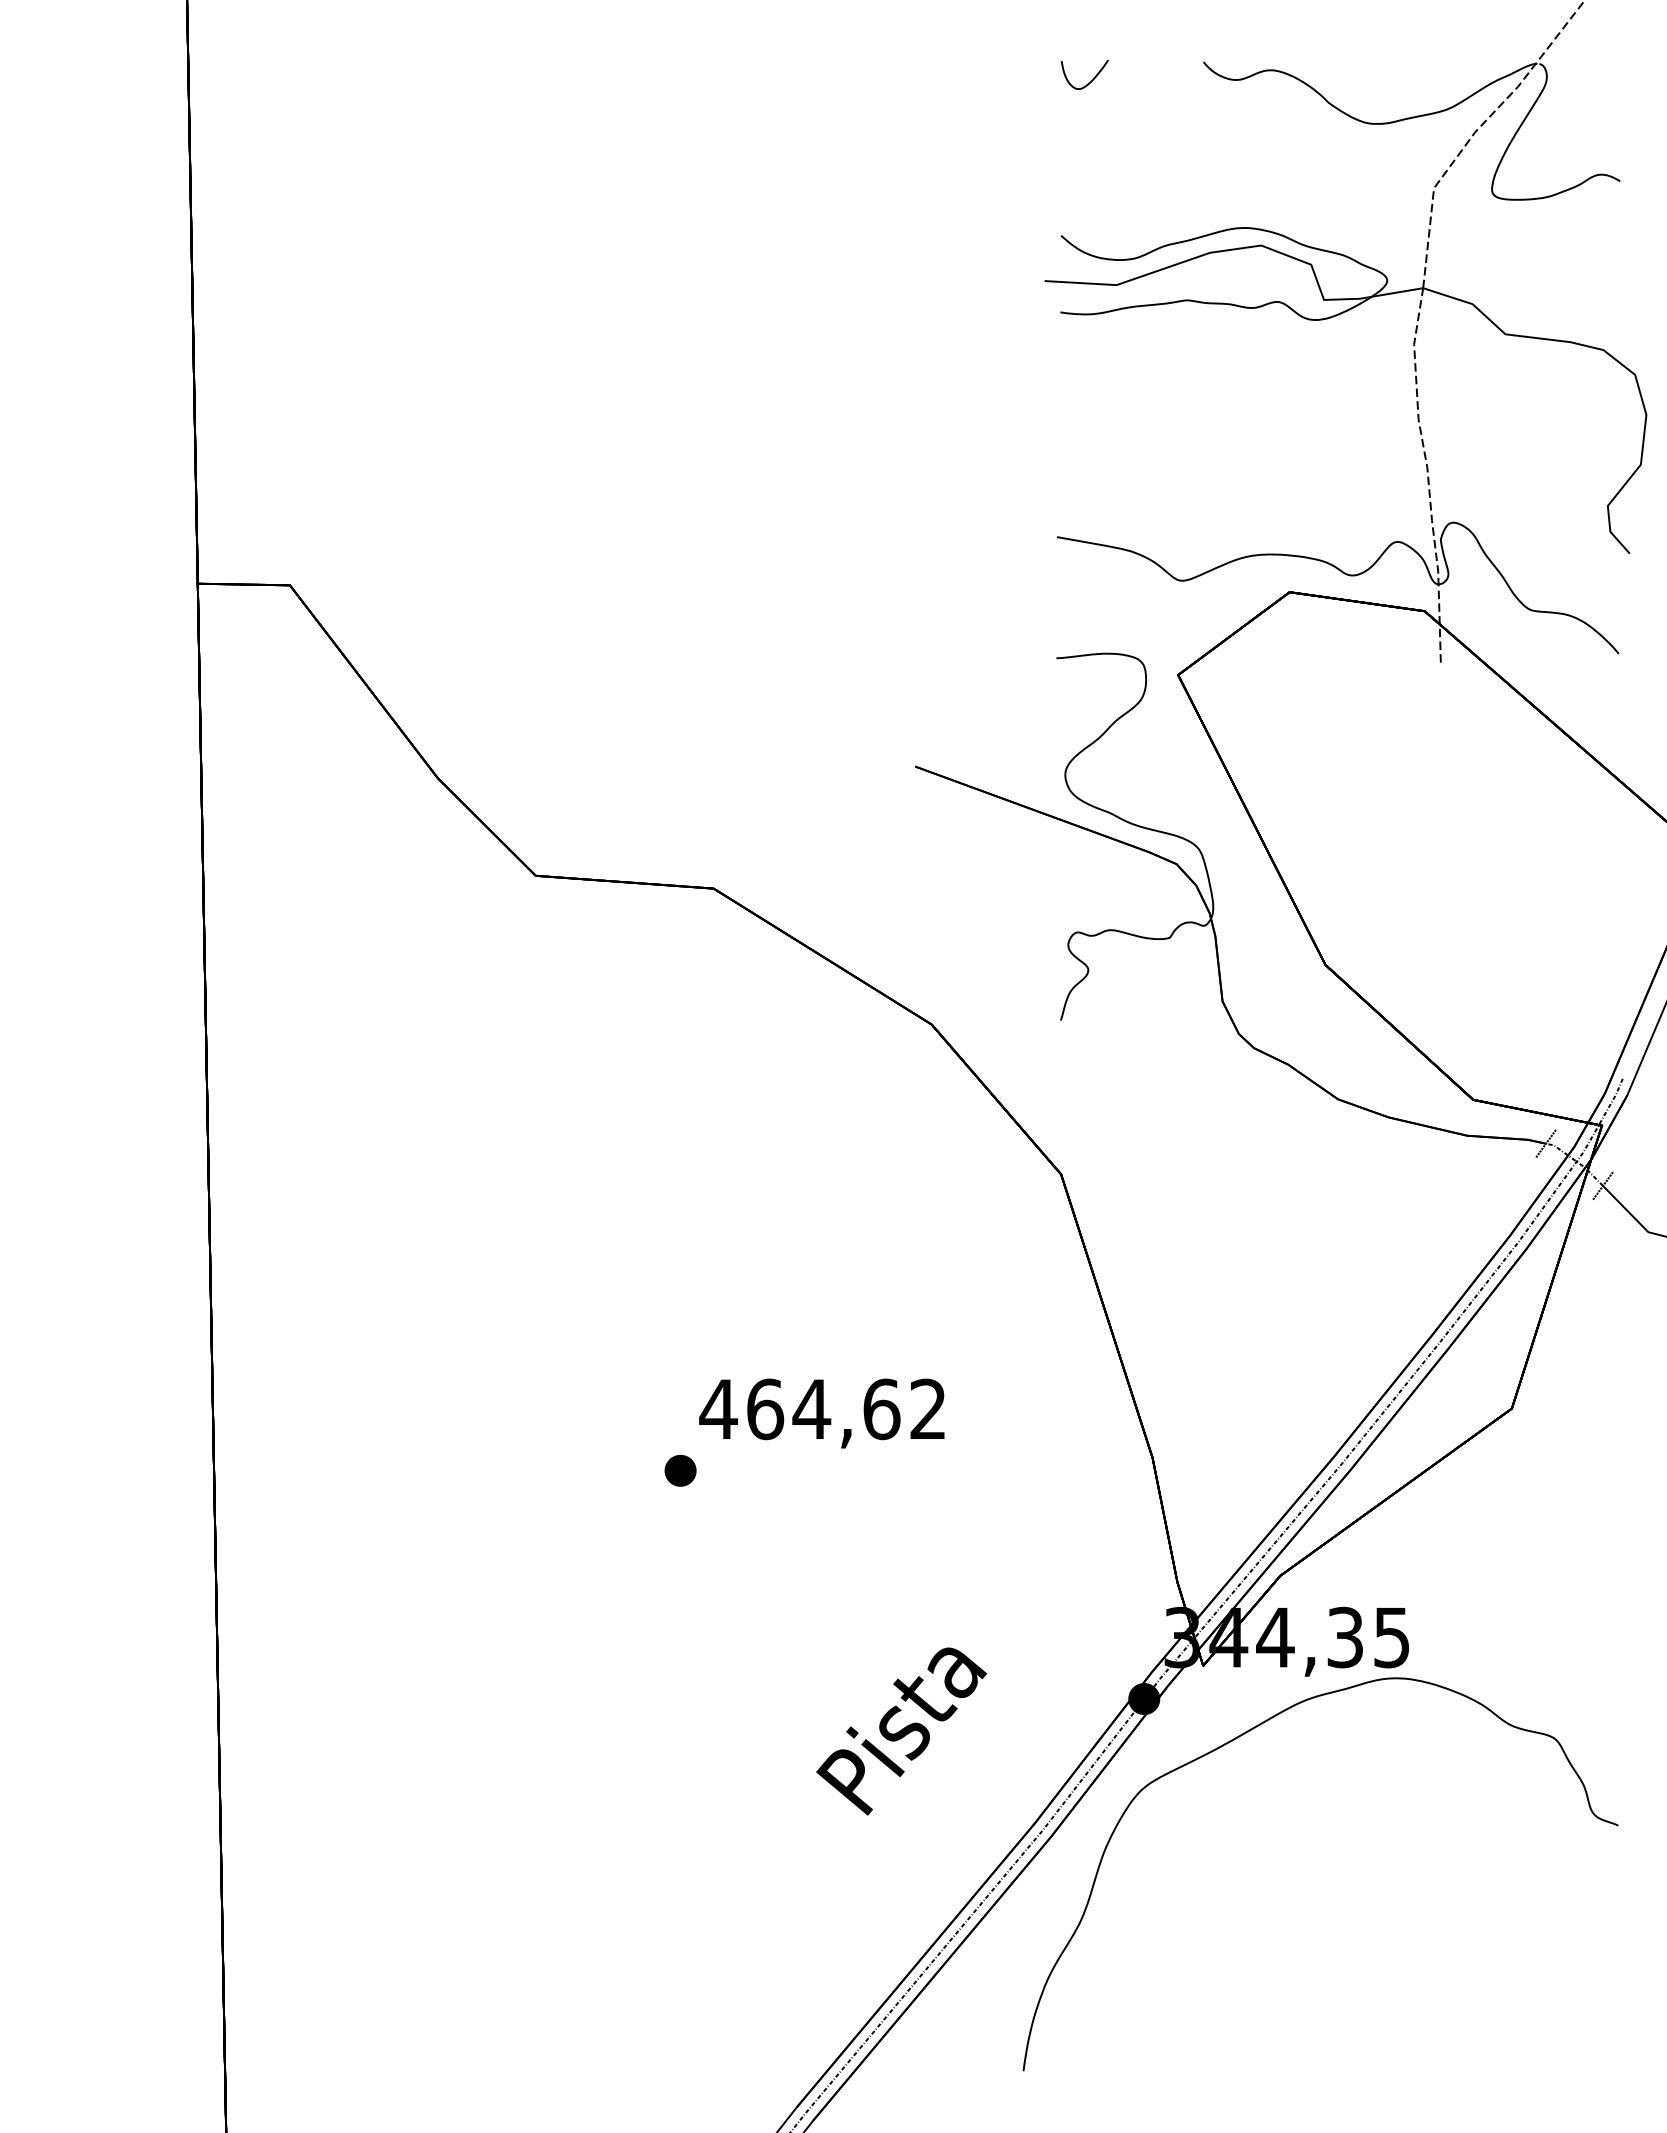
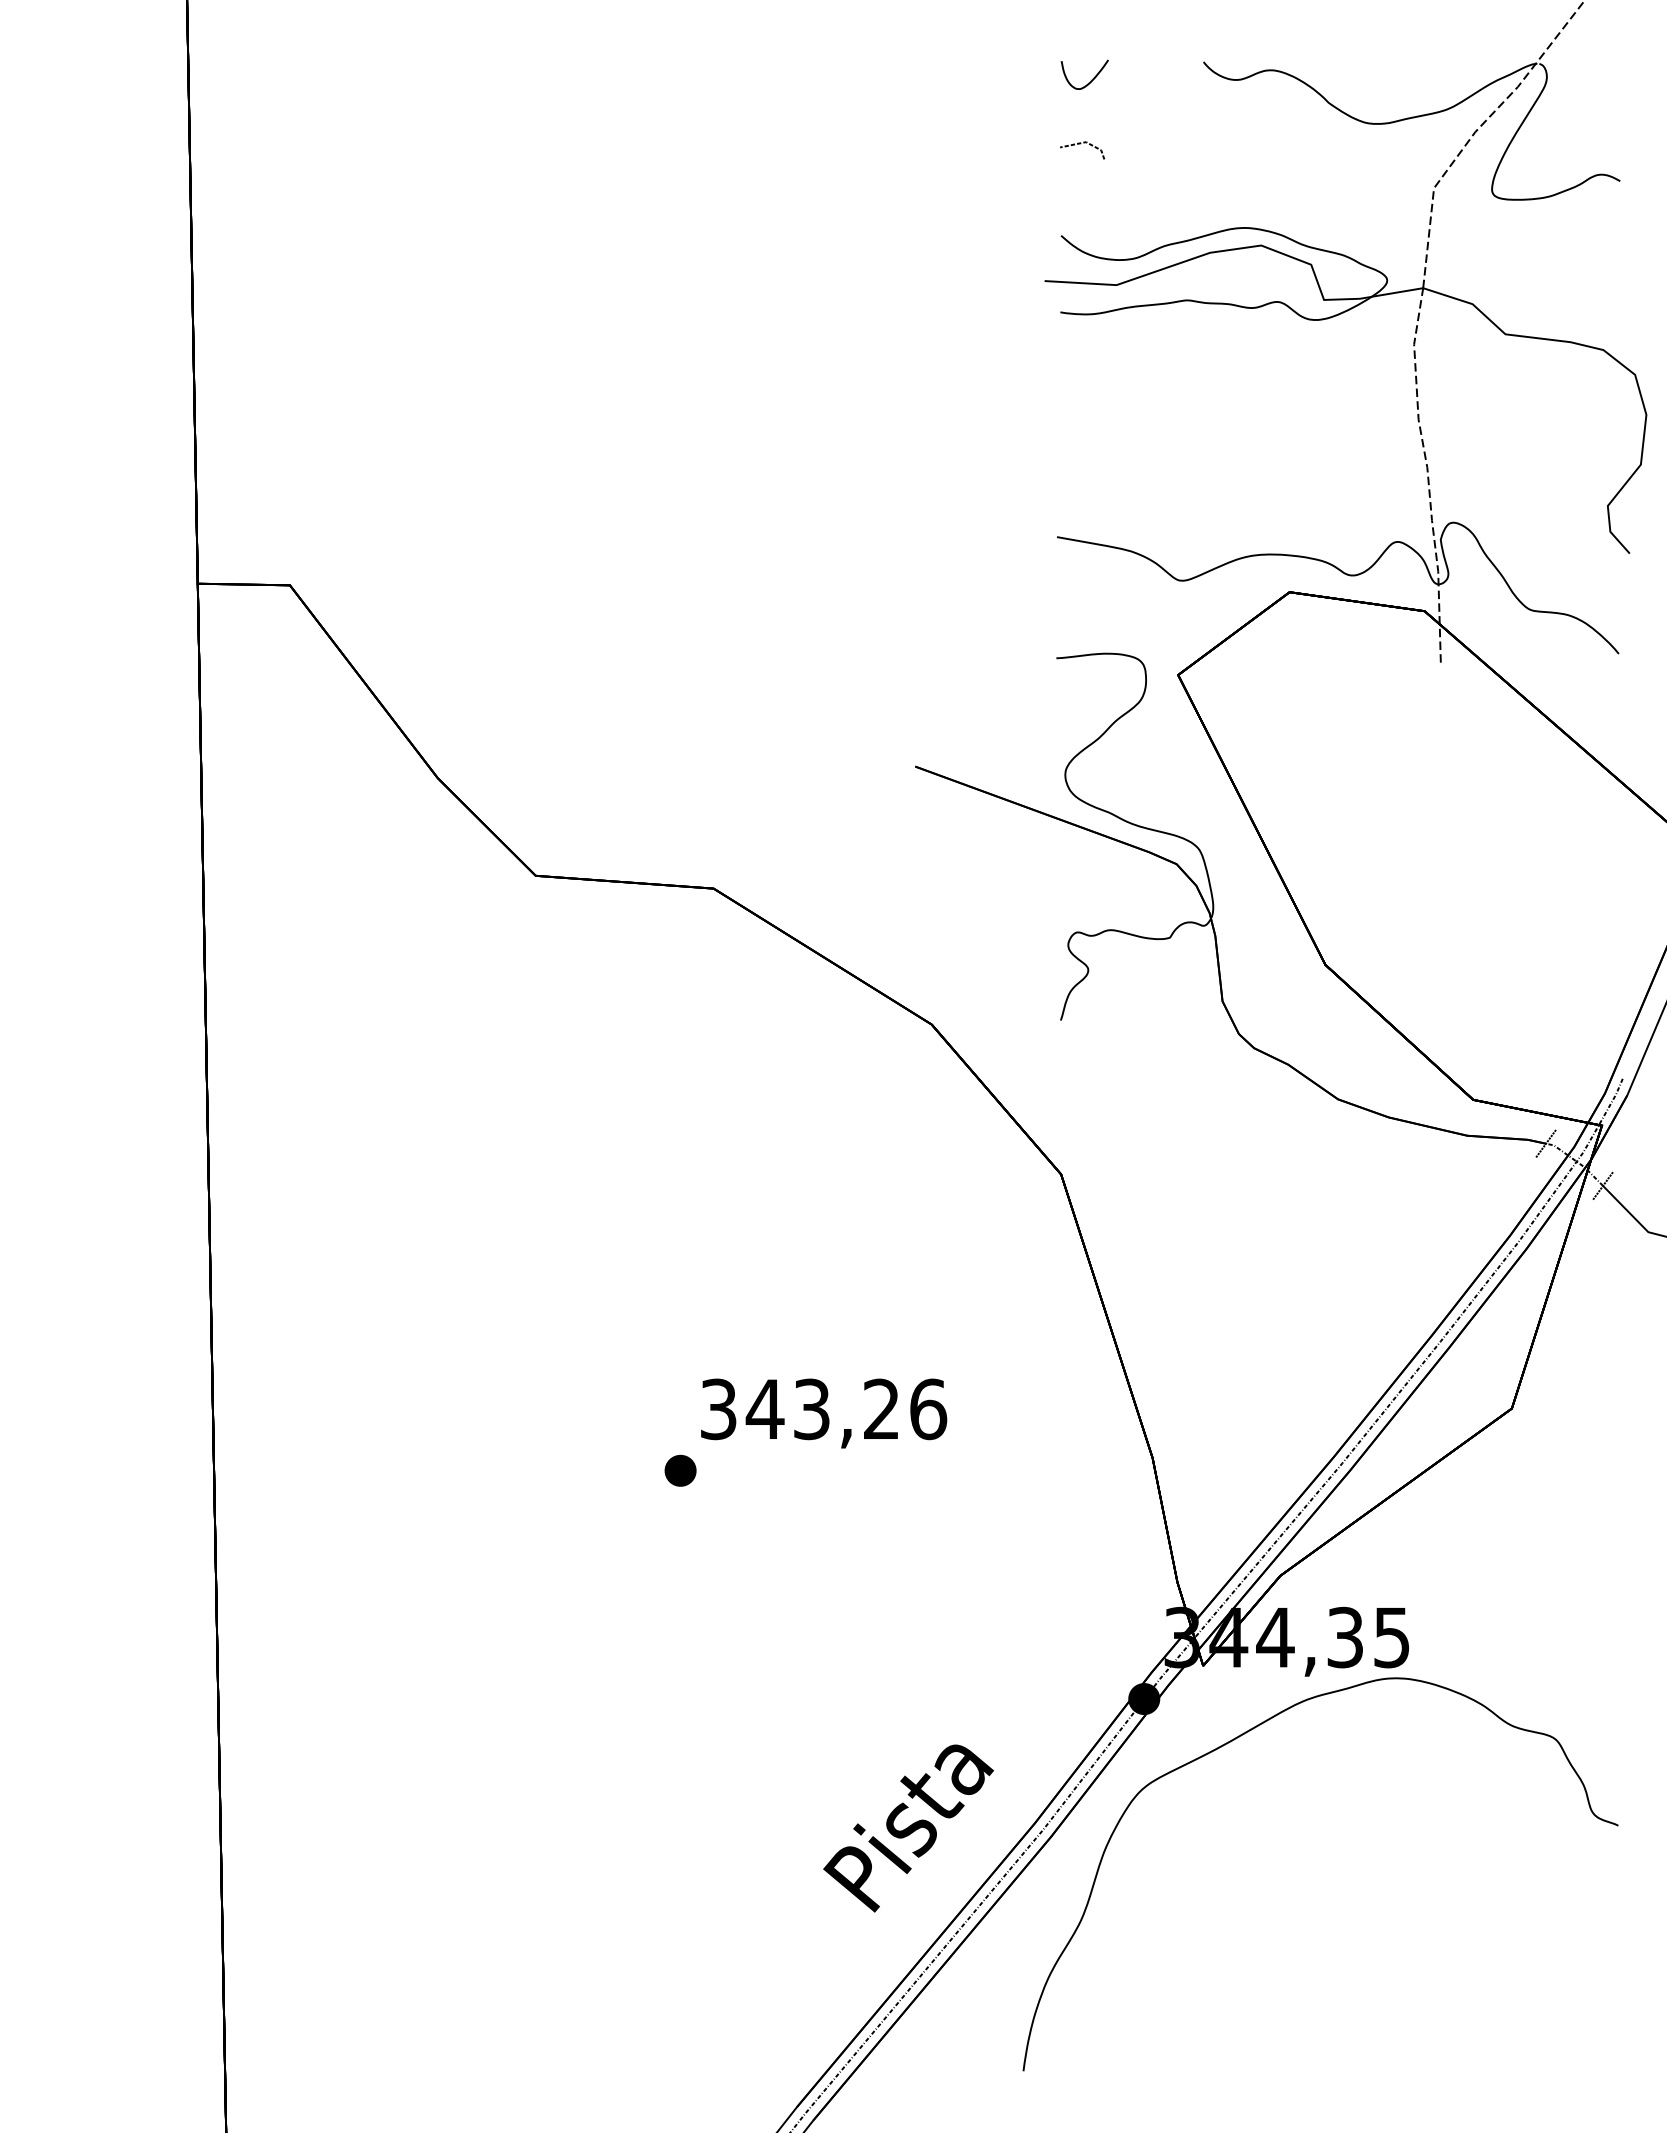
line: none -> present (1080, 144)
text: 464,62 -> 343,26 (823, 1409)
text position: (901, 1731) -> (908, 1828) (908, 1828)
